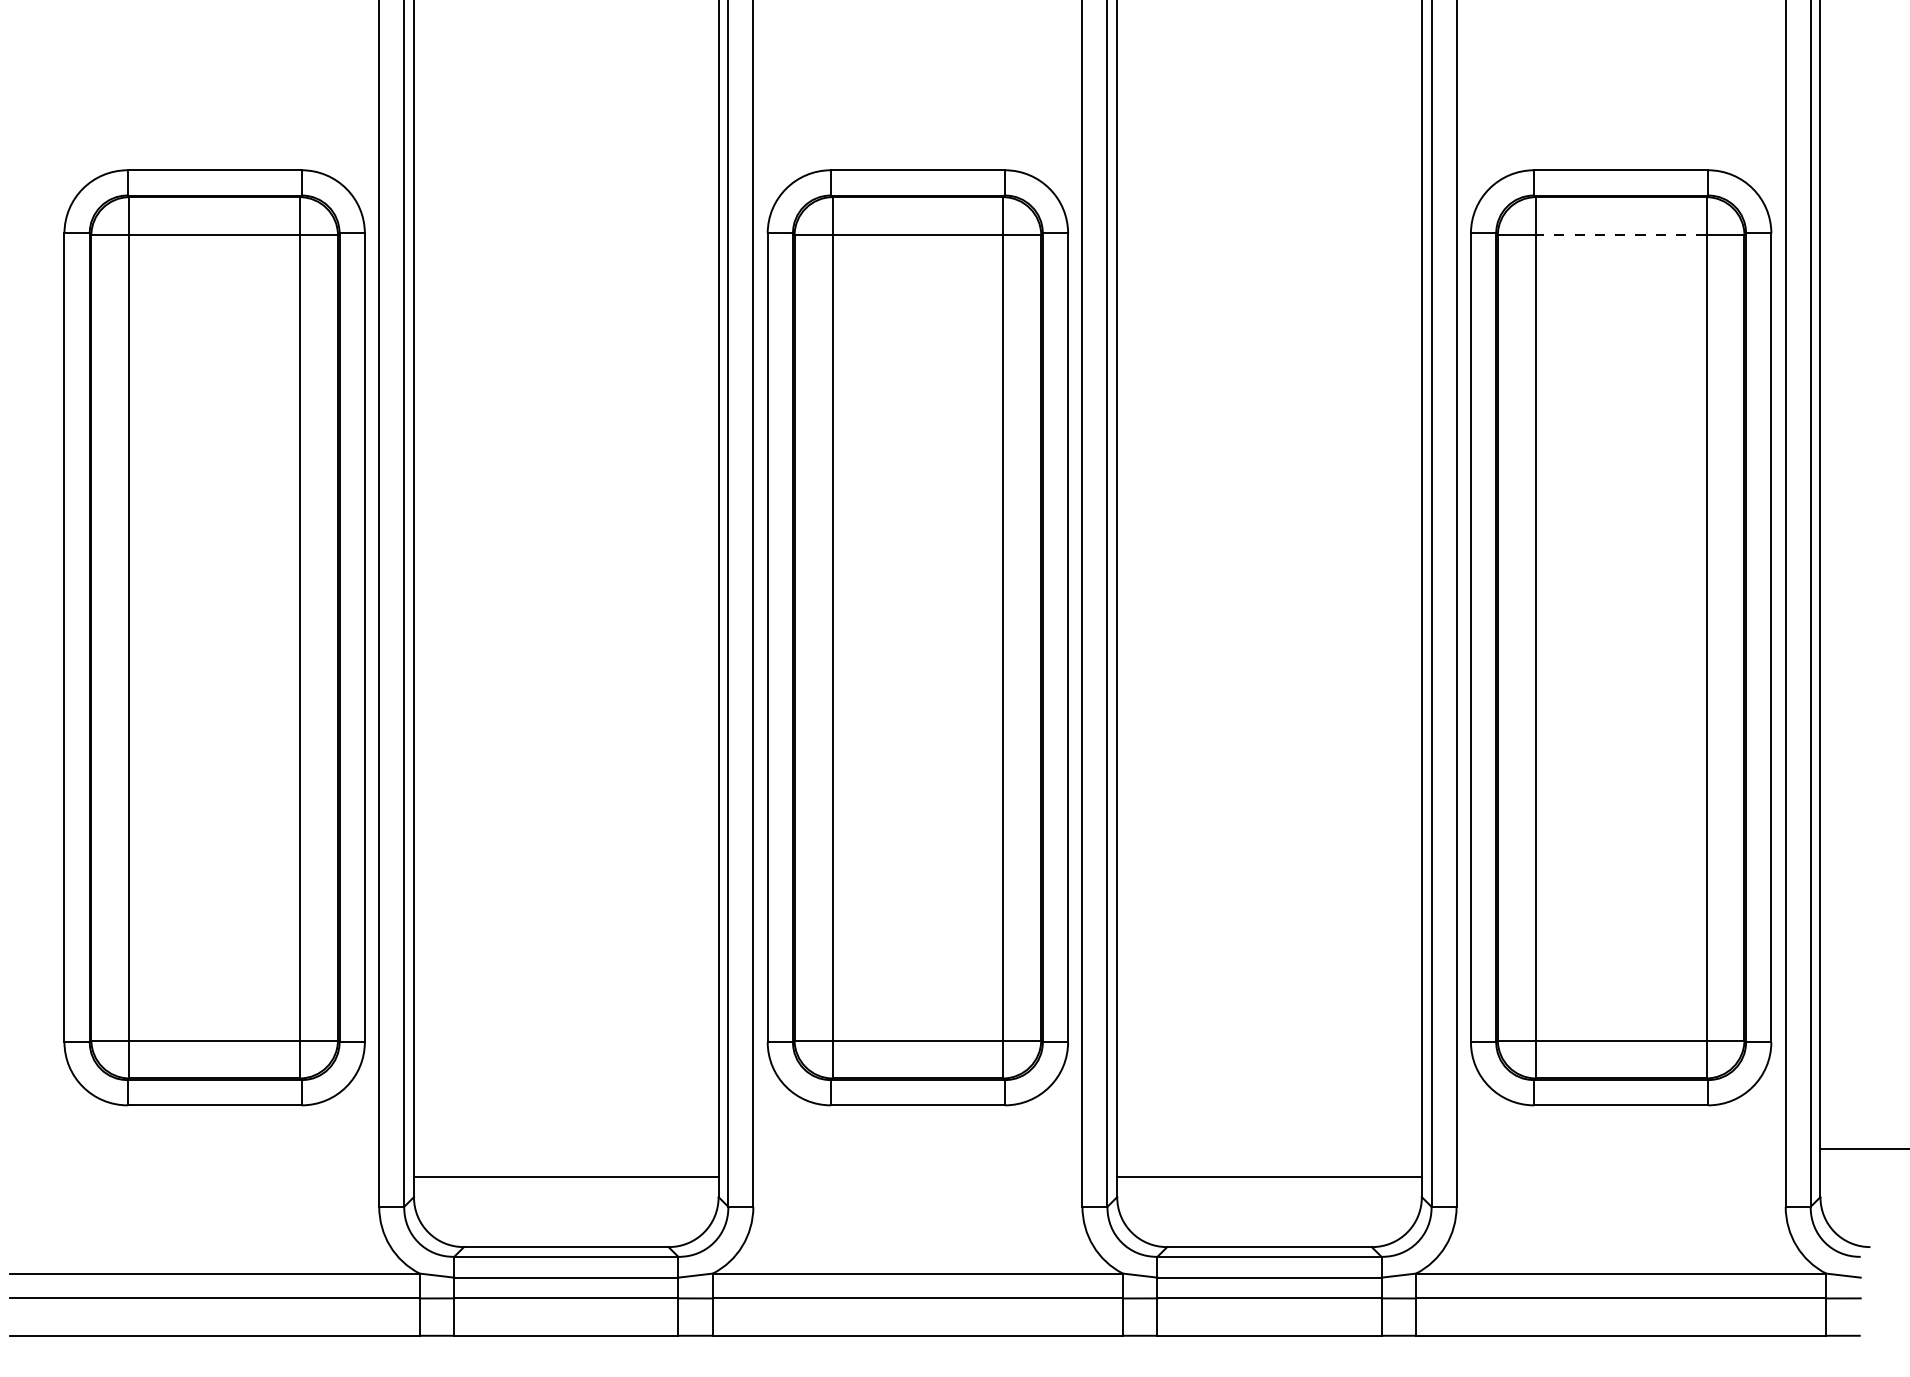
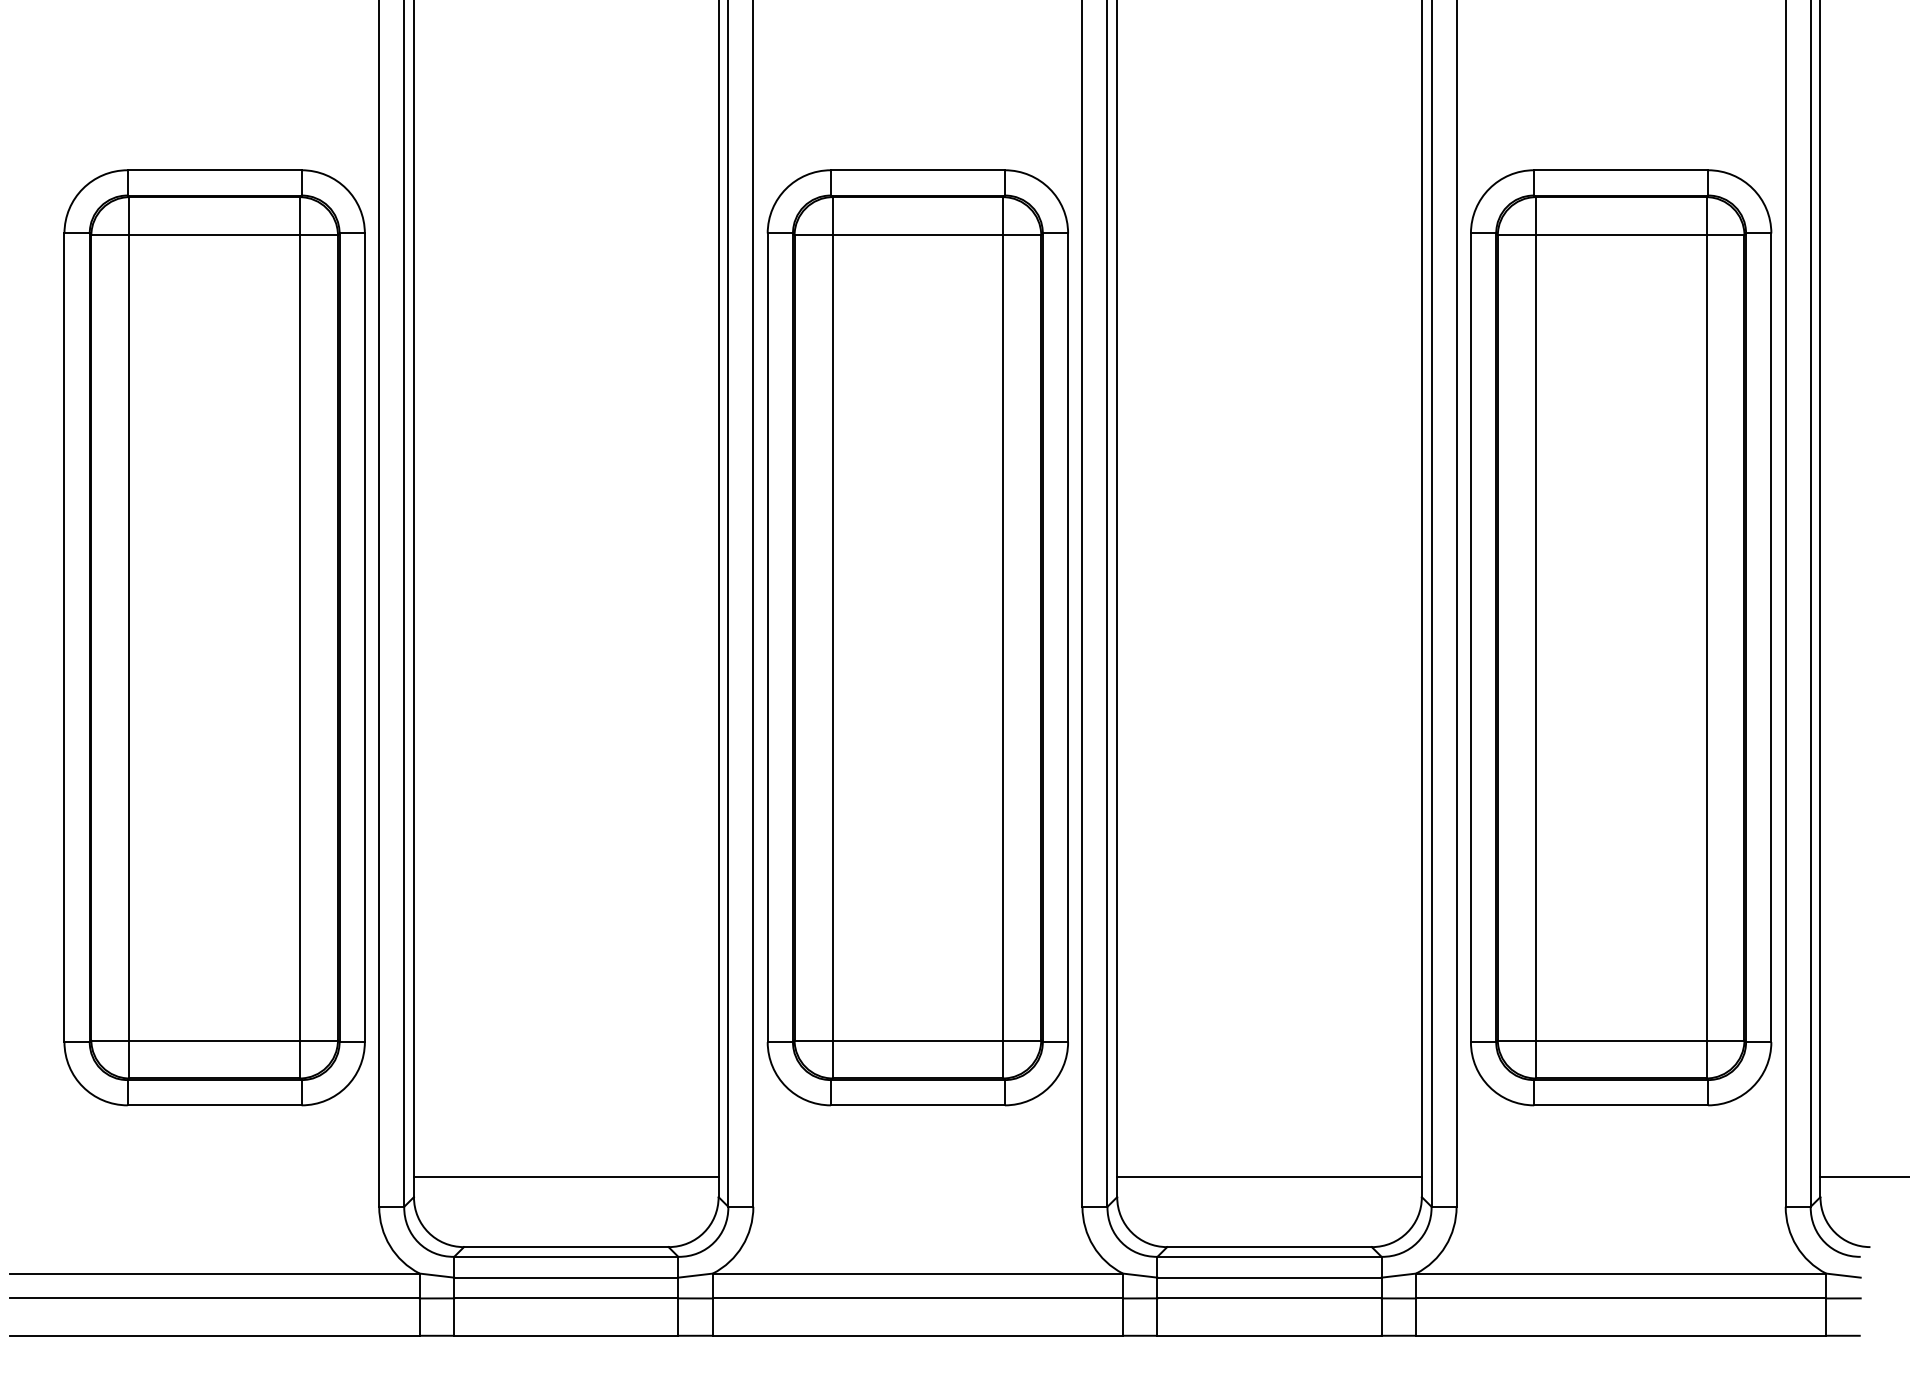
line: dashed -> solid (1620, 235)
line position: (1863, 1149) -> (1863, 1177) (1863, 1177)
